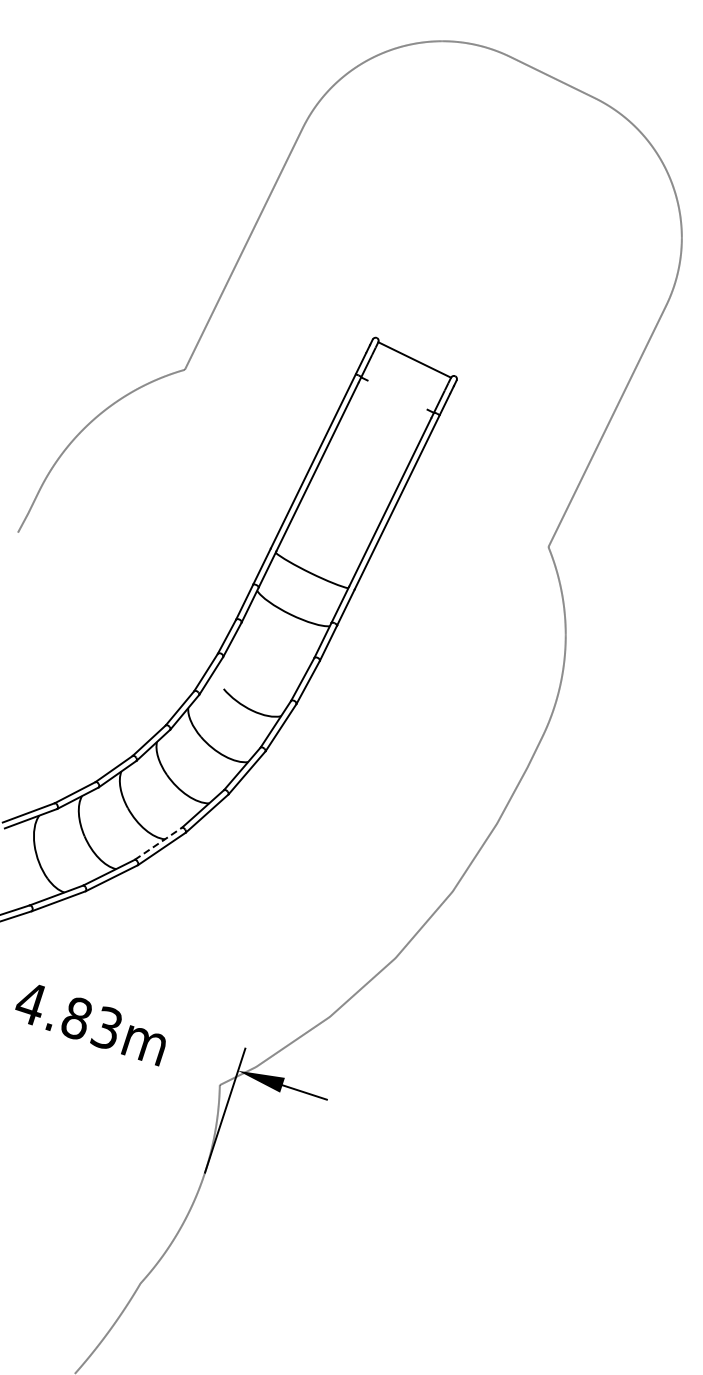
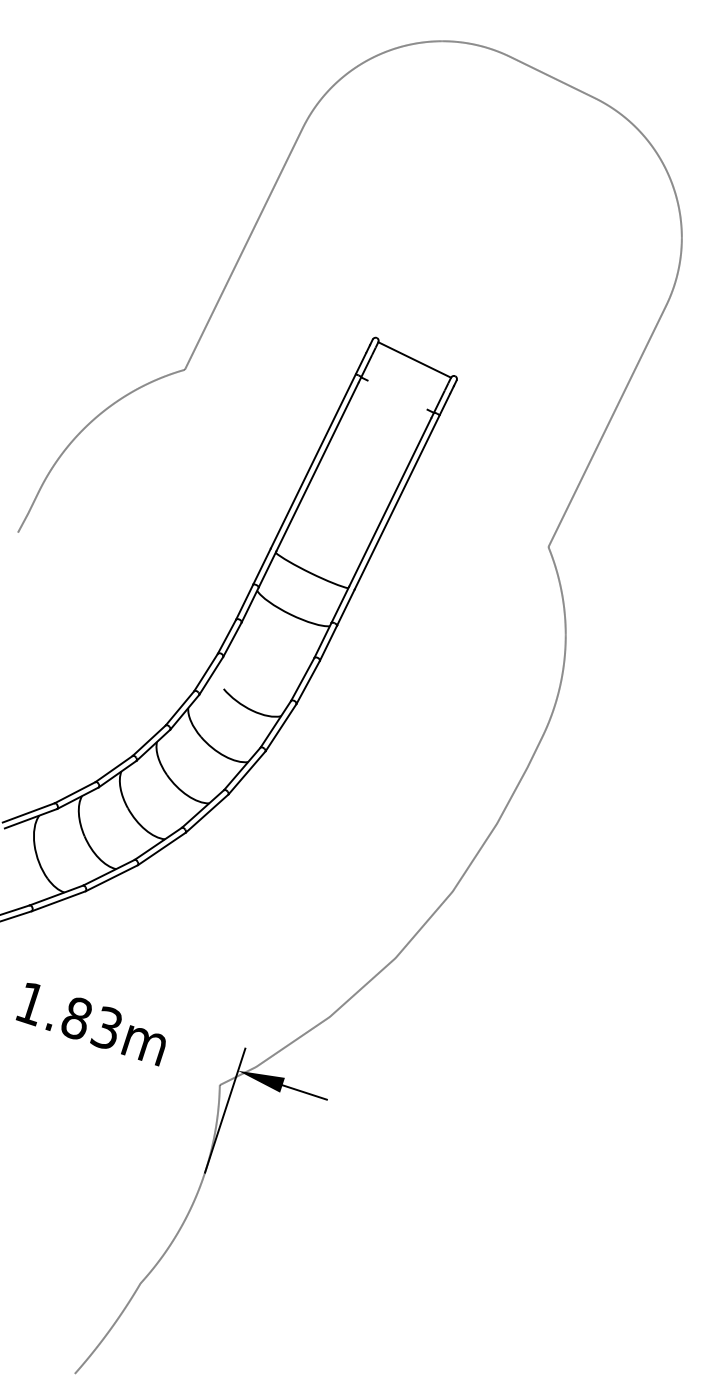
line: dashed -> solid (158, 843)
text: 4.83m -> 1.83m (29, 1004)
